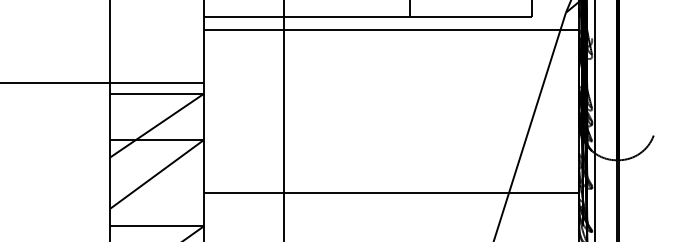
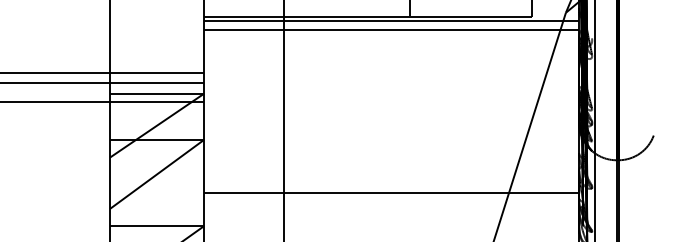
line: none -> present (391, 21)
line: none -> present (102, 73)
line: none -> present (102, 101)
